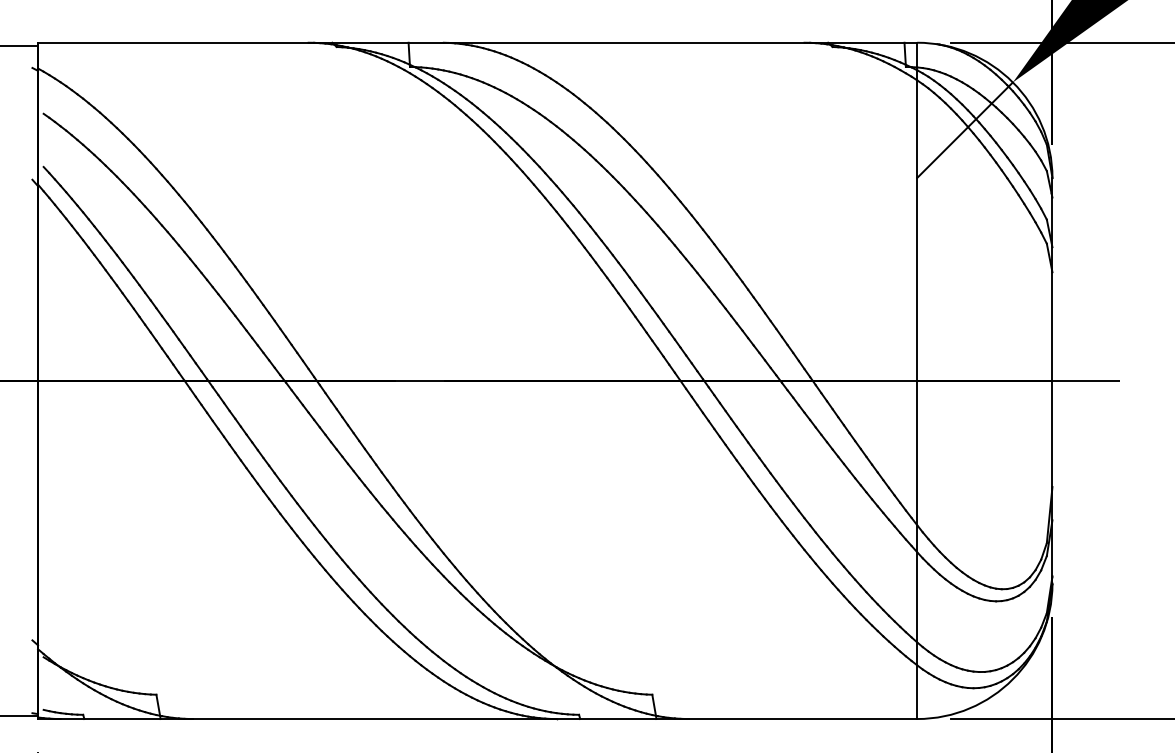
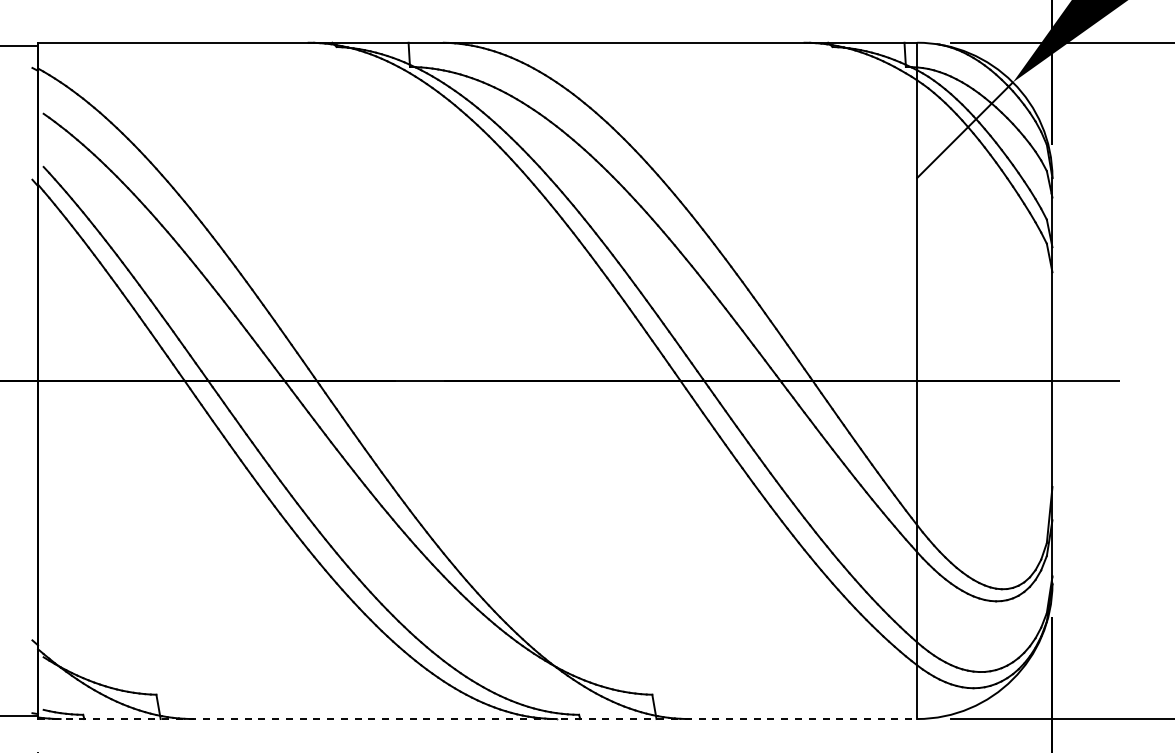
line: solid -> dashed (477, 719)
